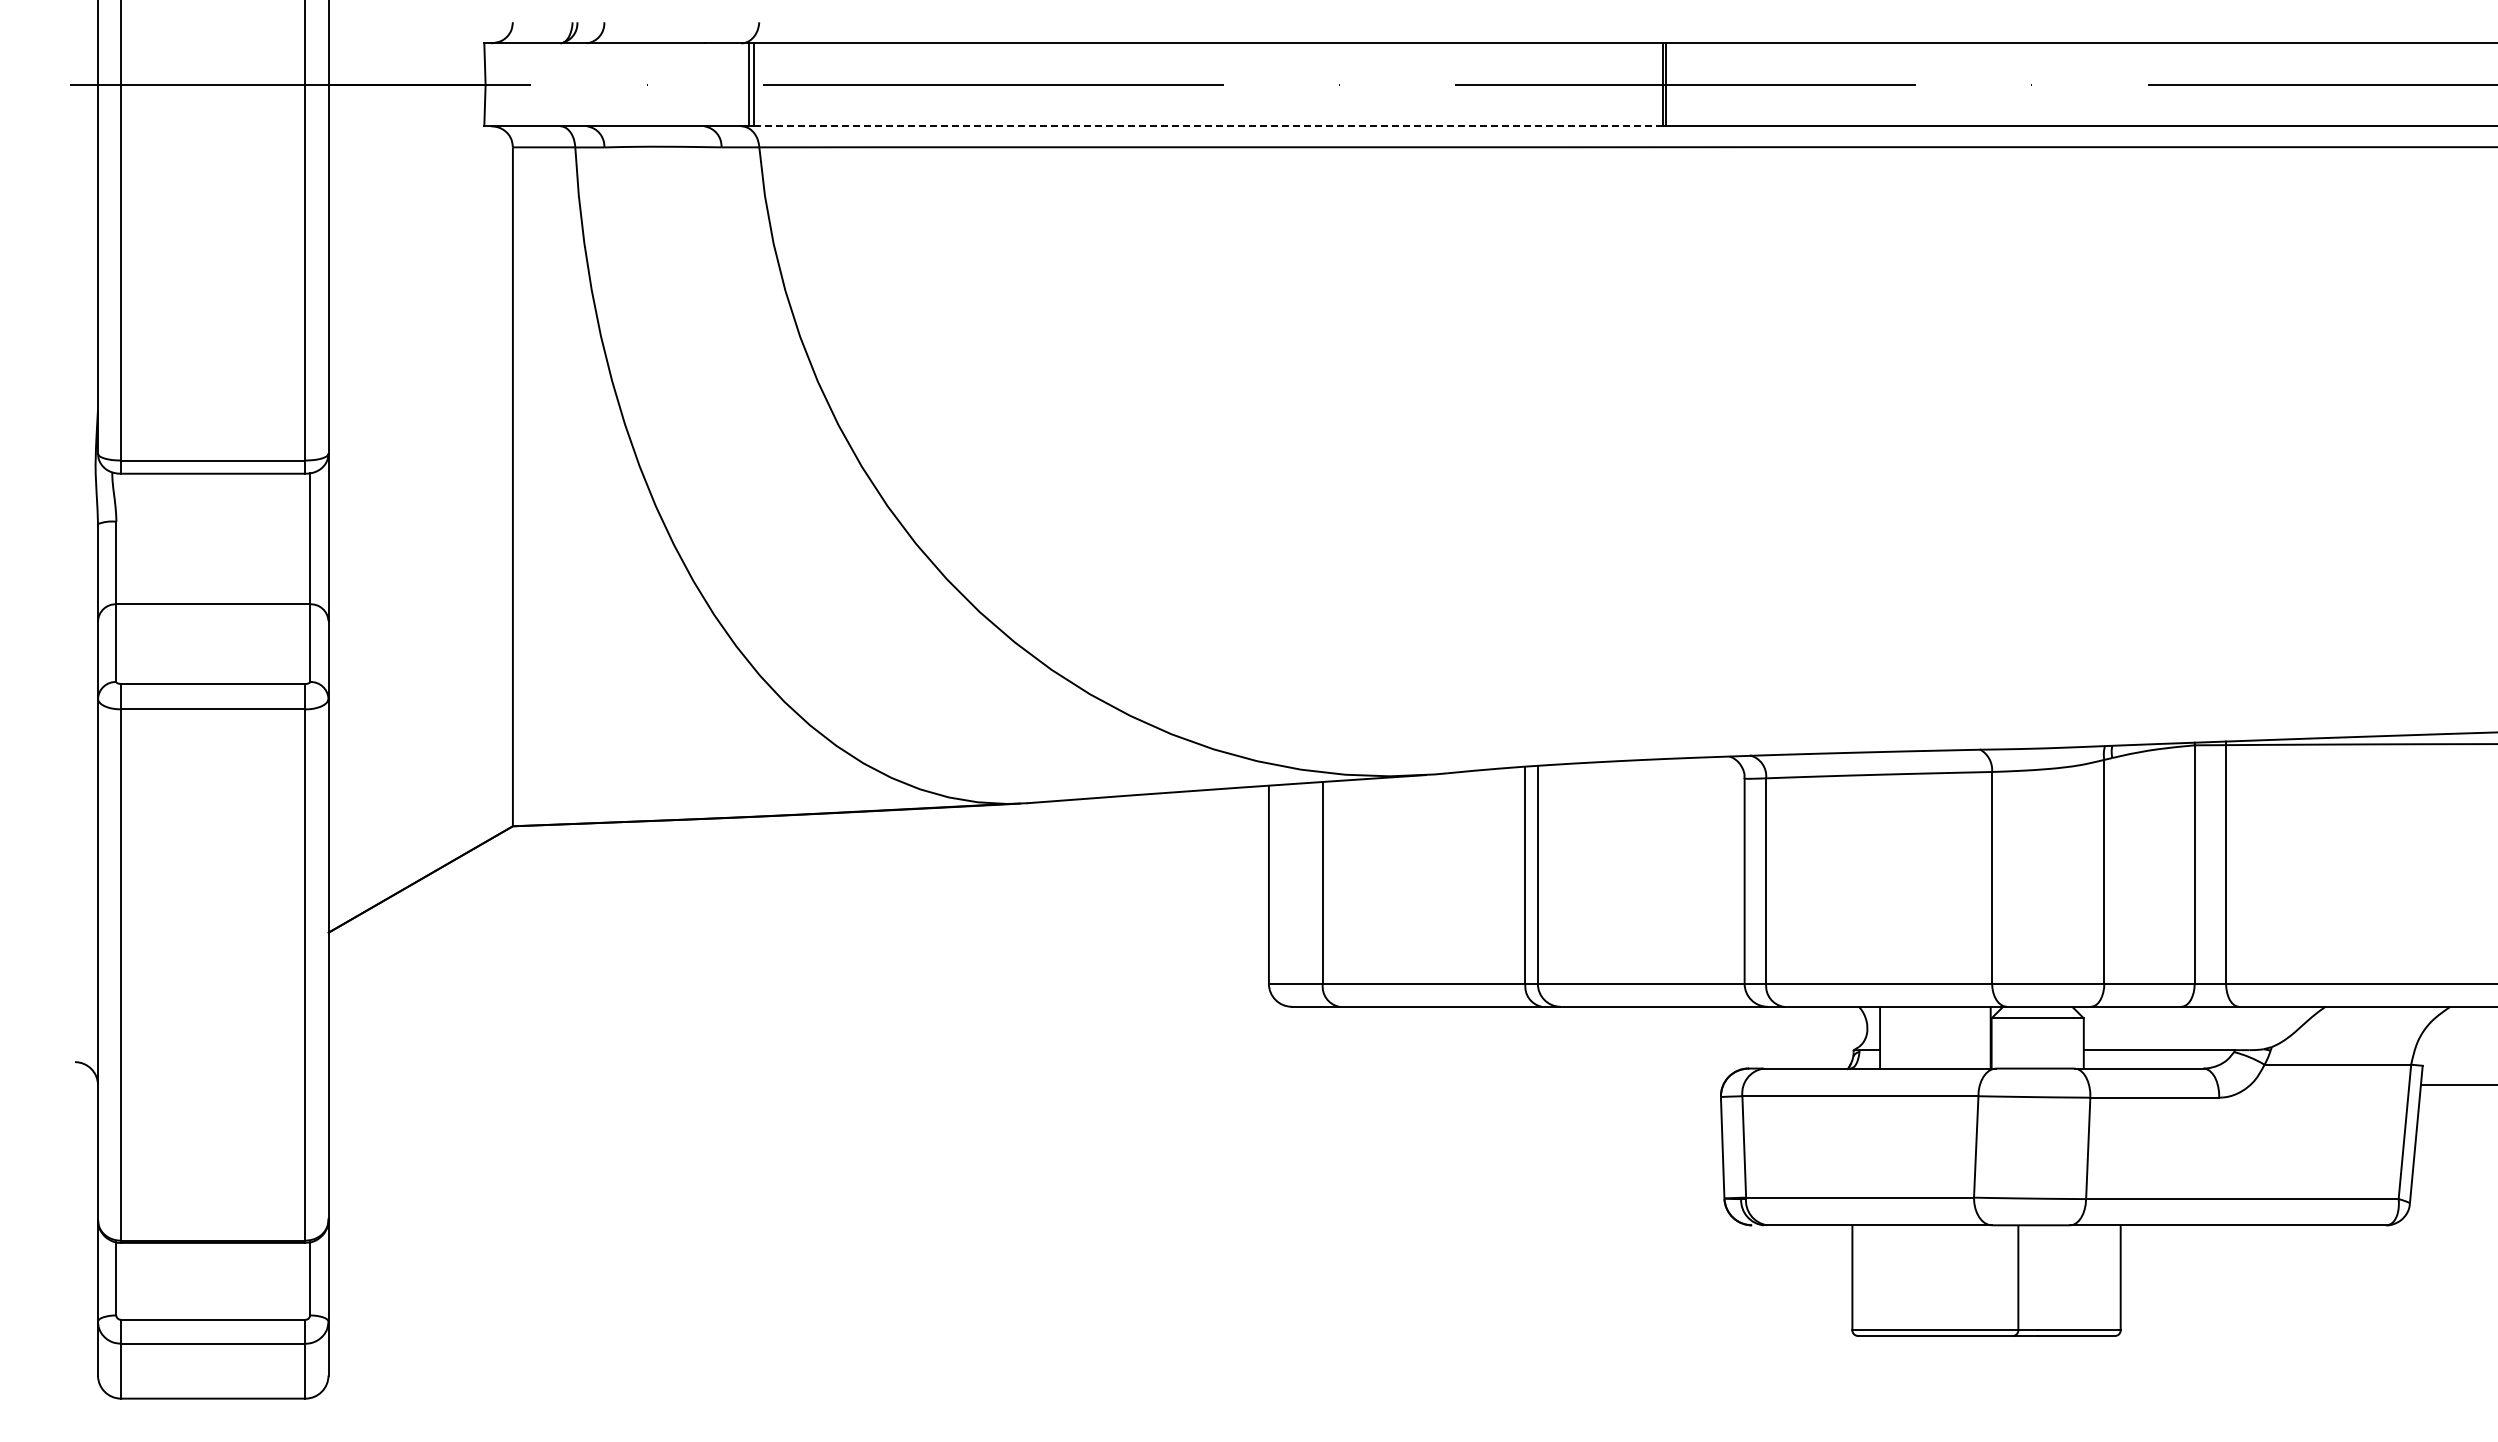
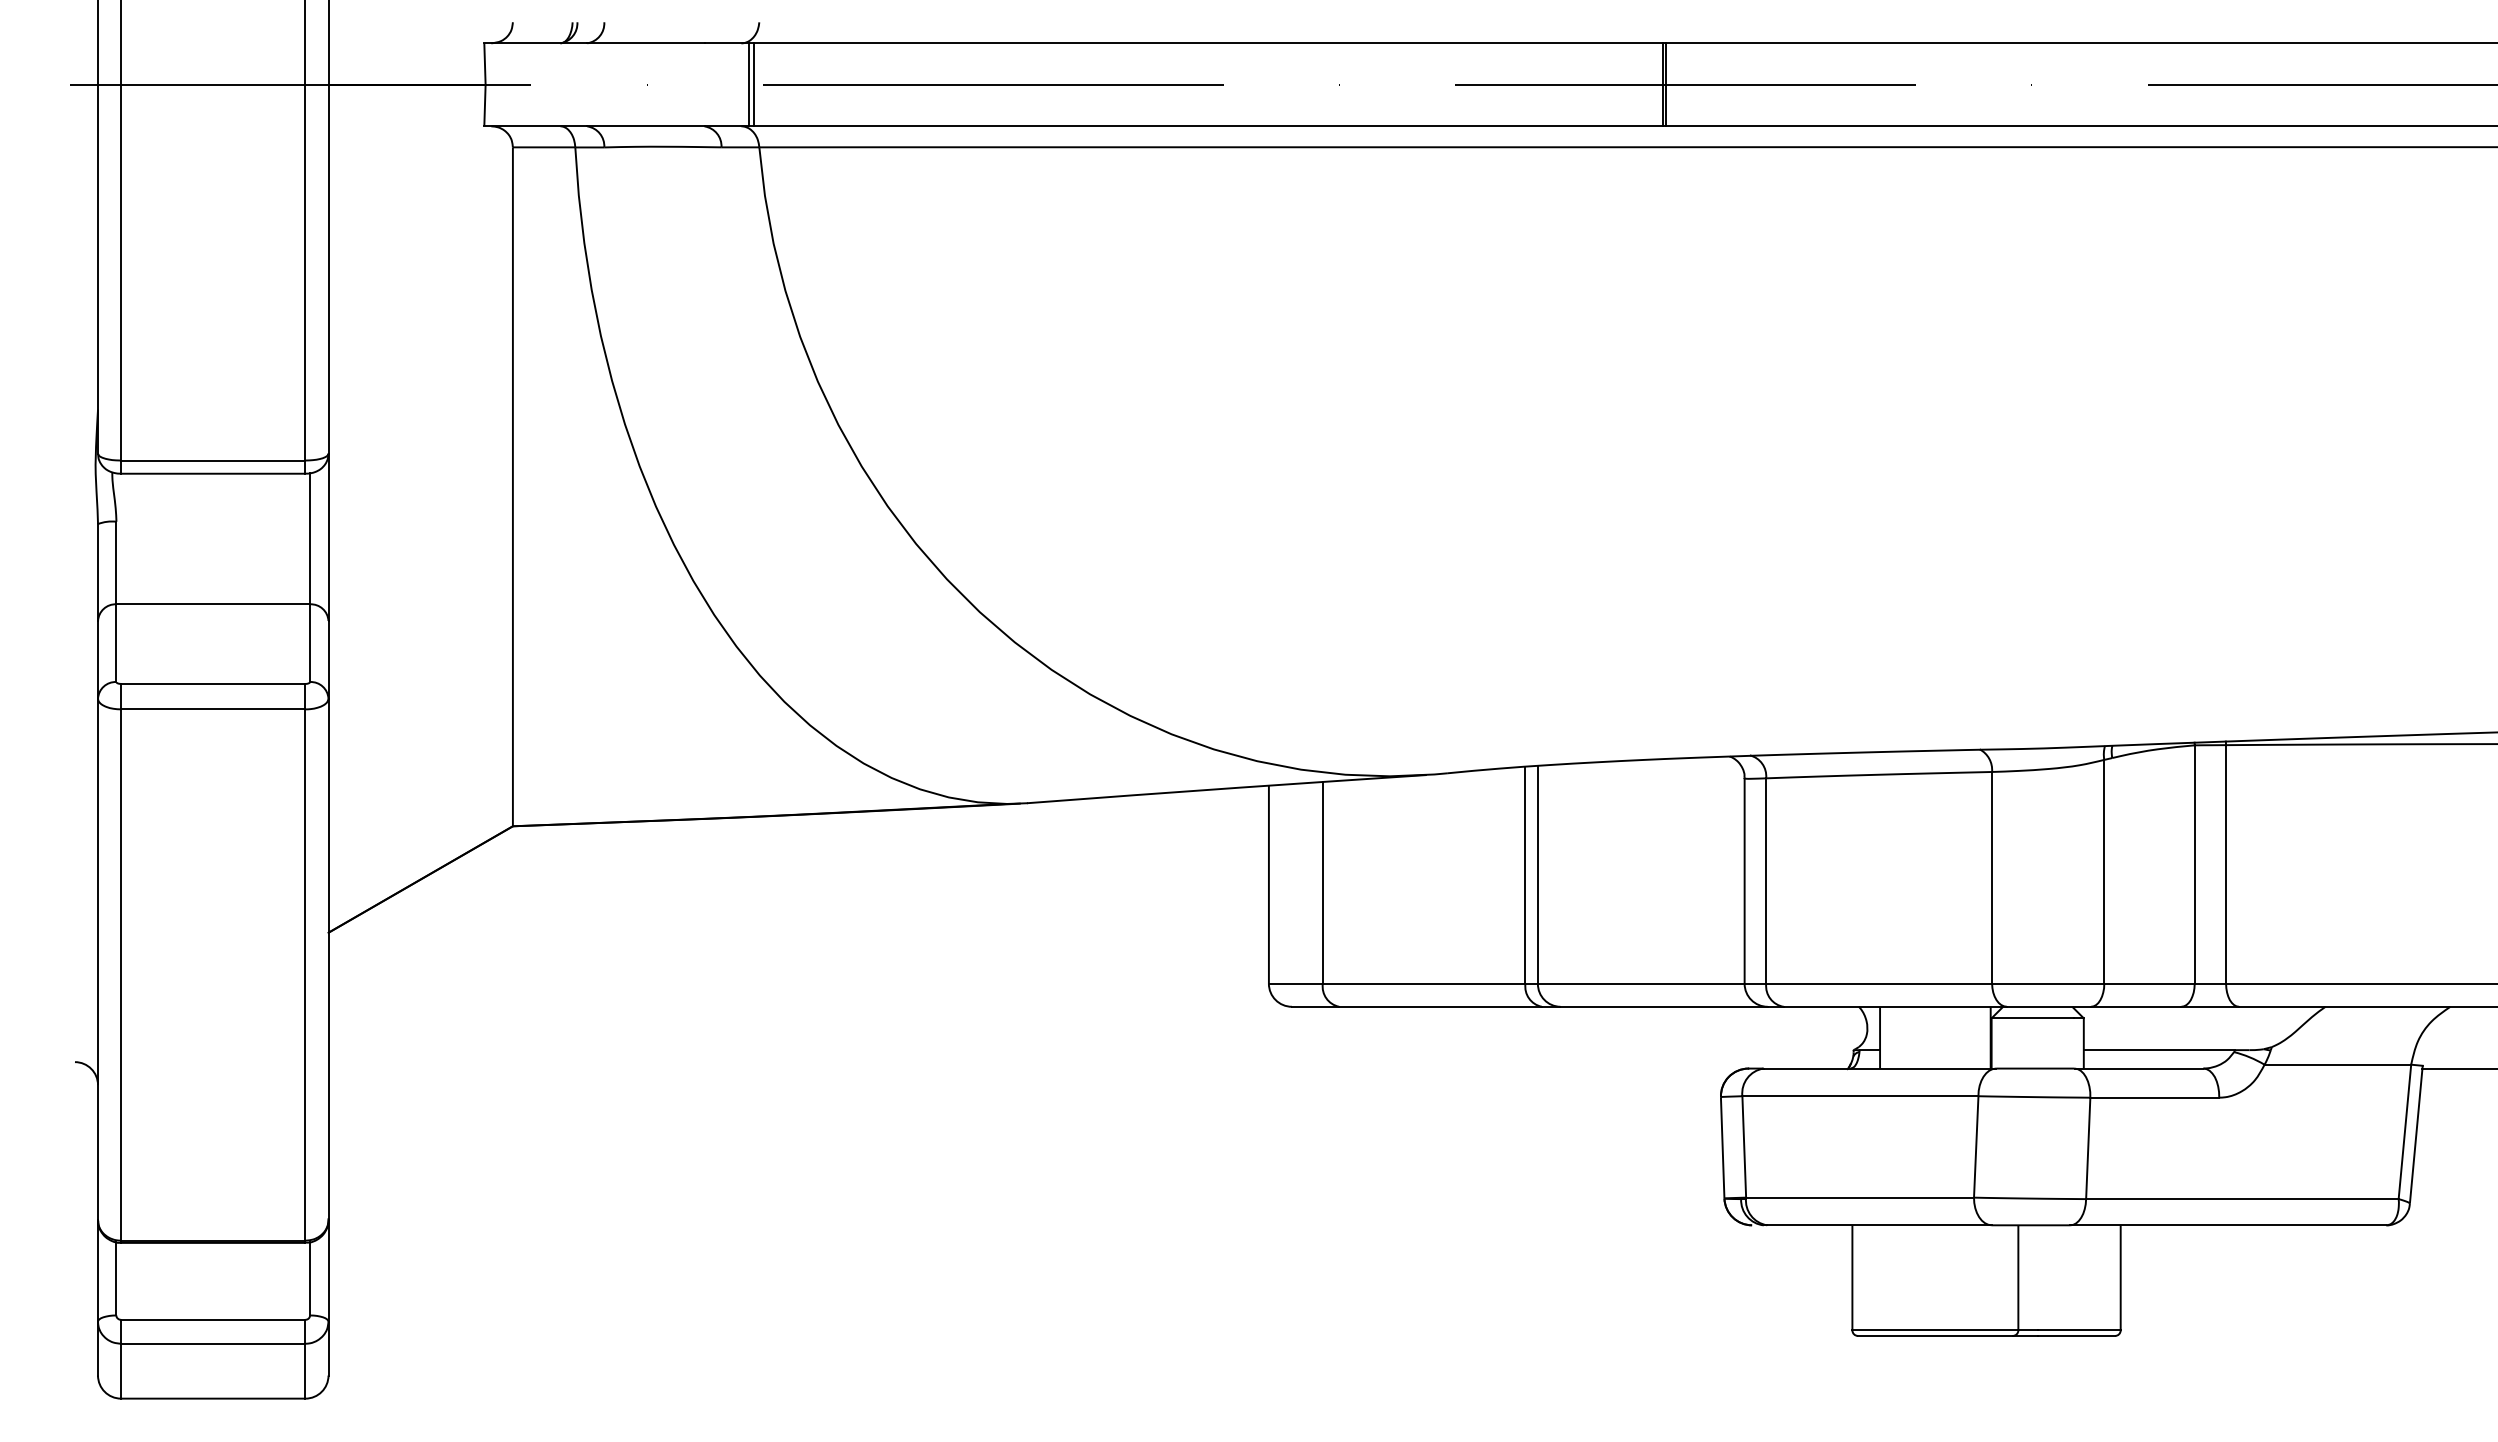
line: dashed -> solid (1208, 126)
line position: (2458, 1084) -> (2458, 1068) (2458, 1068)
